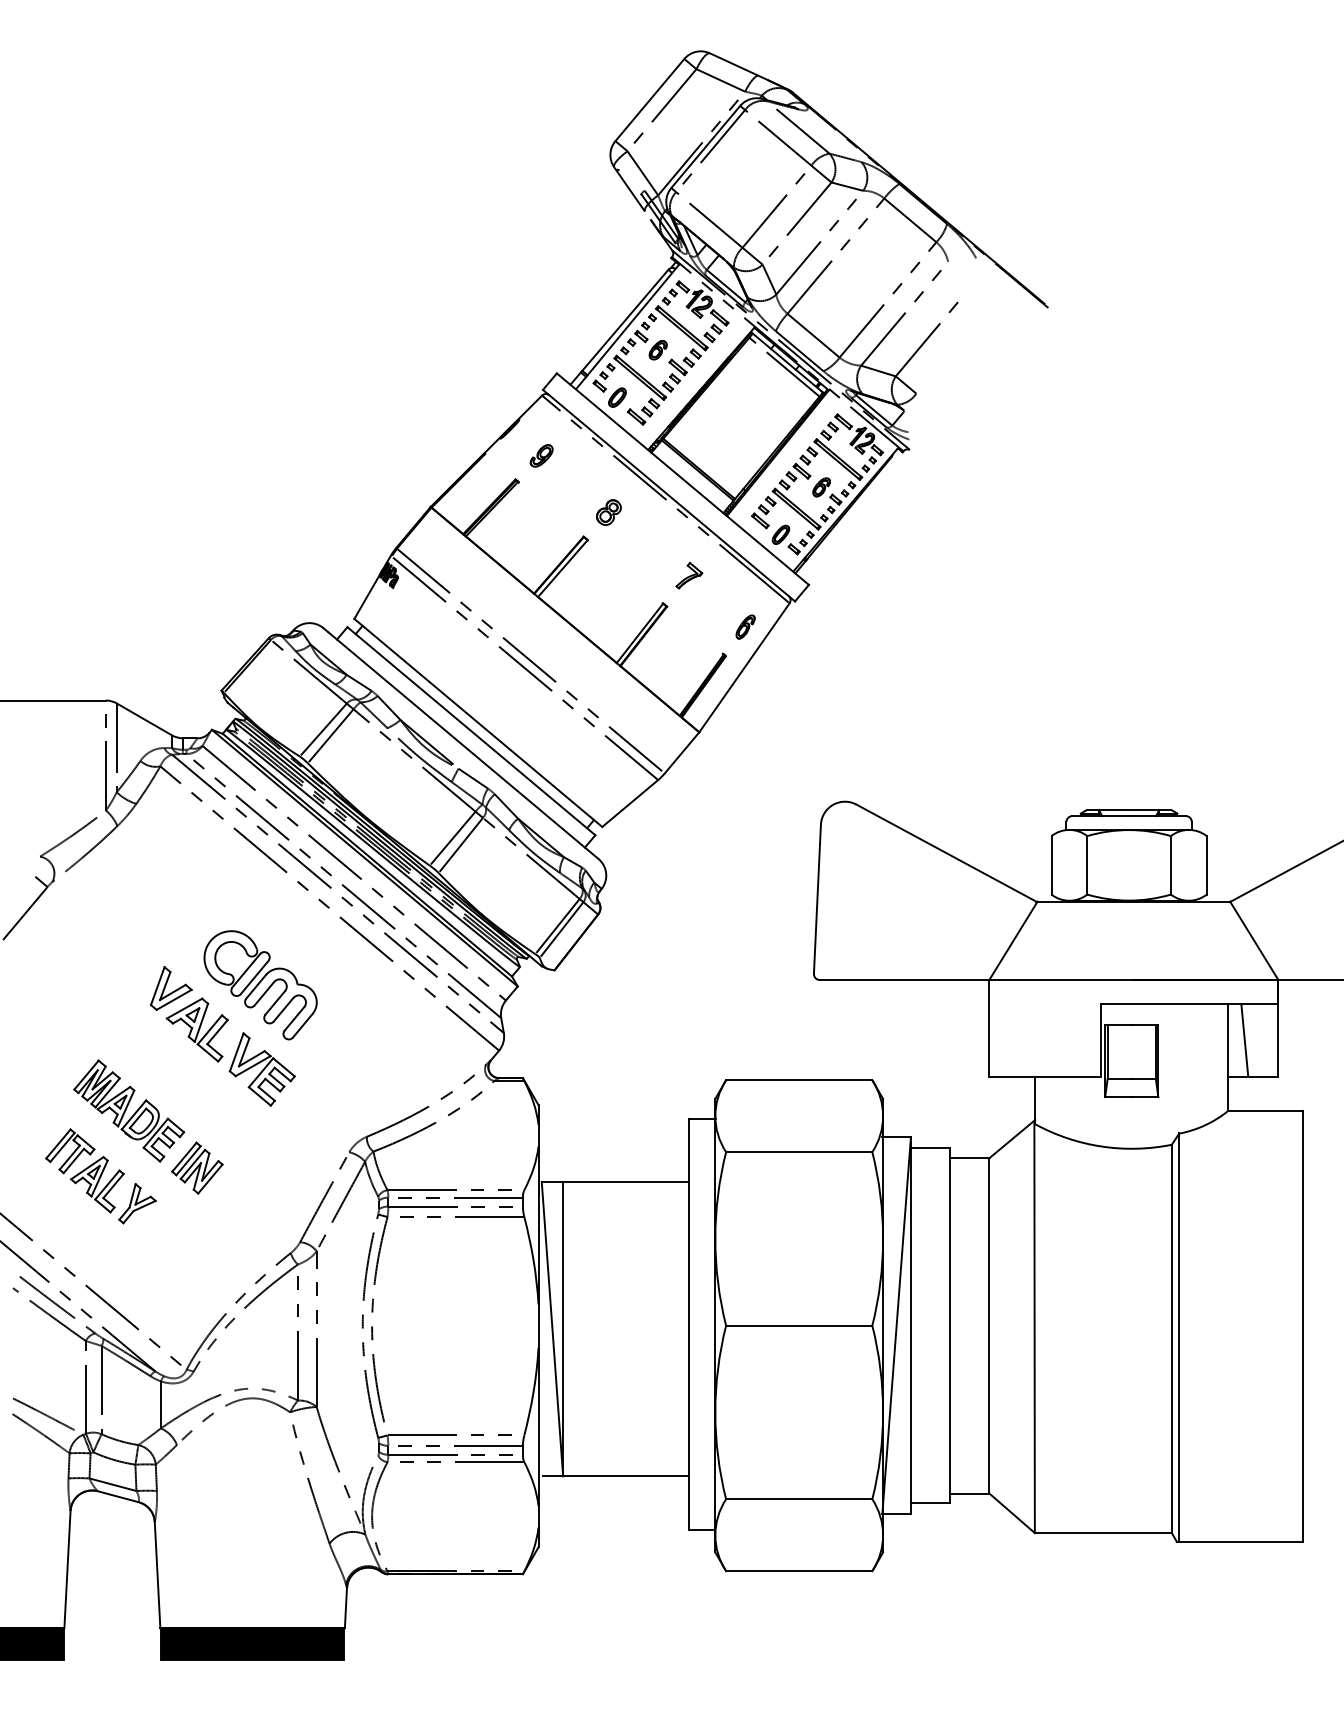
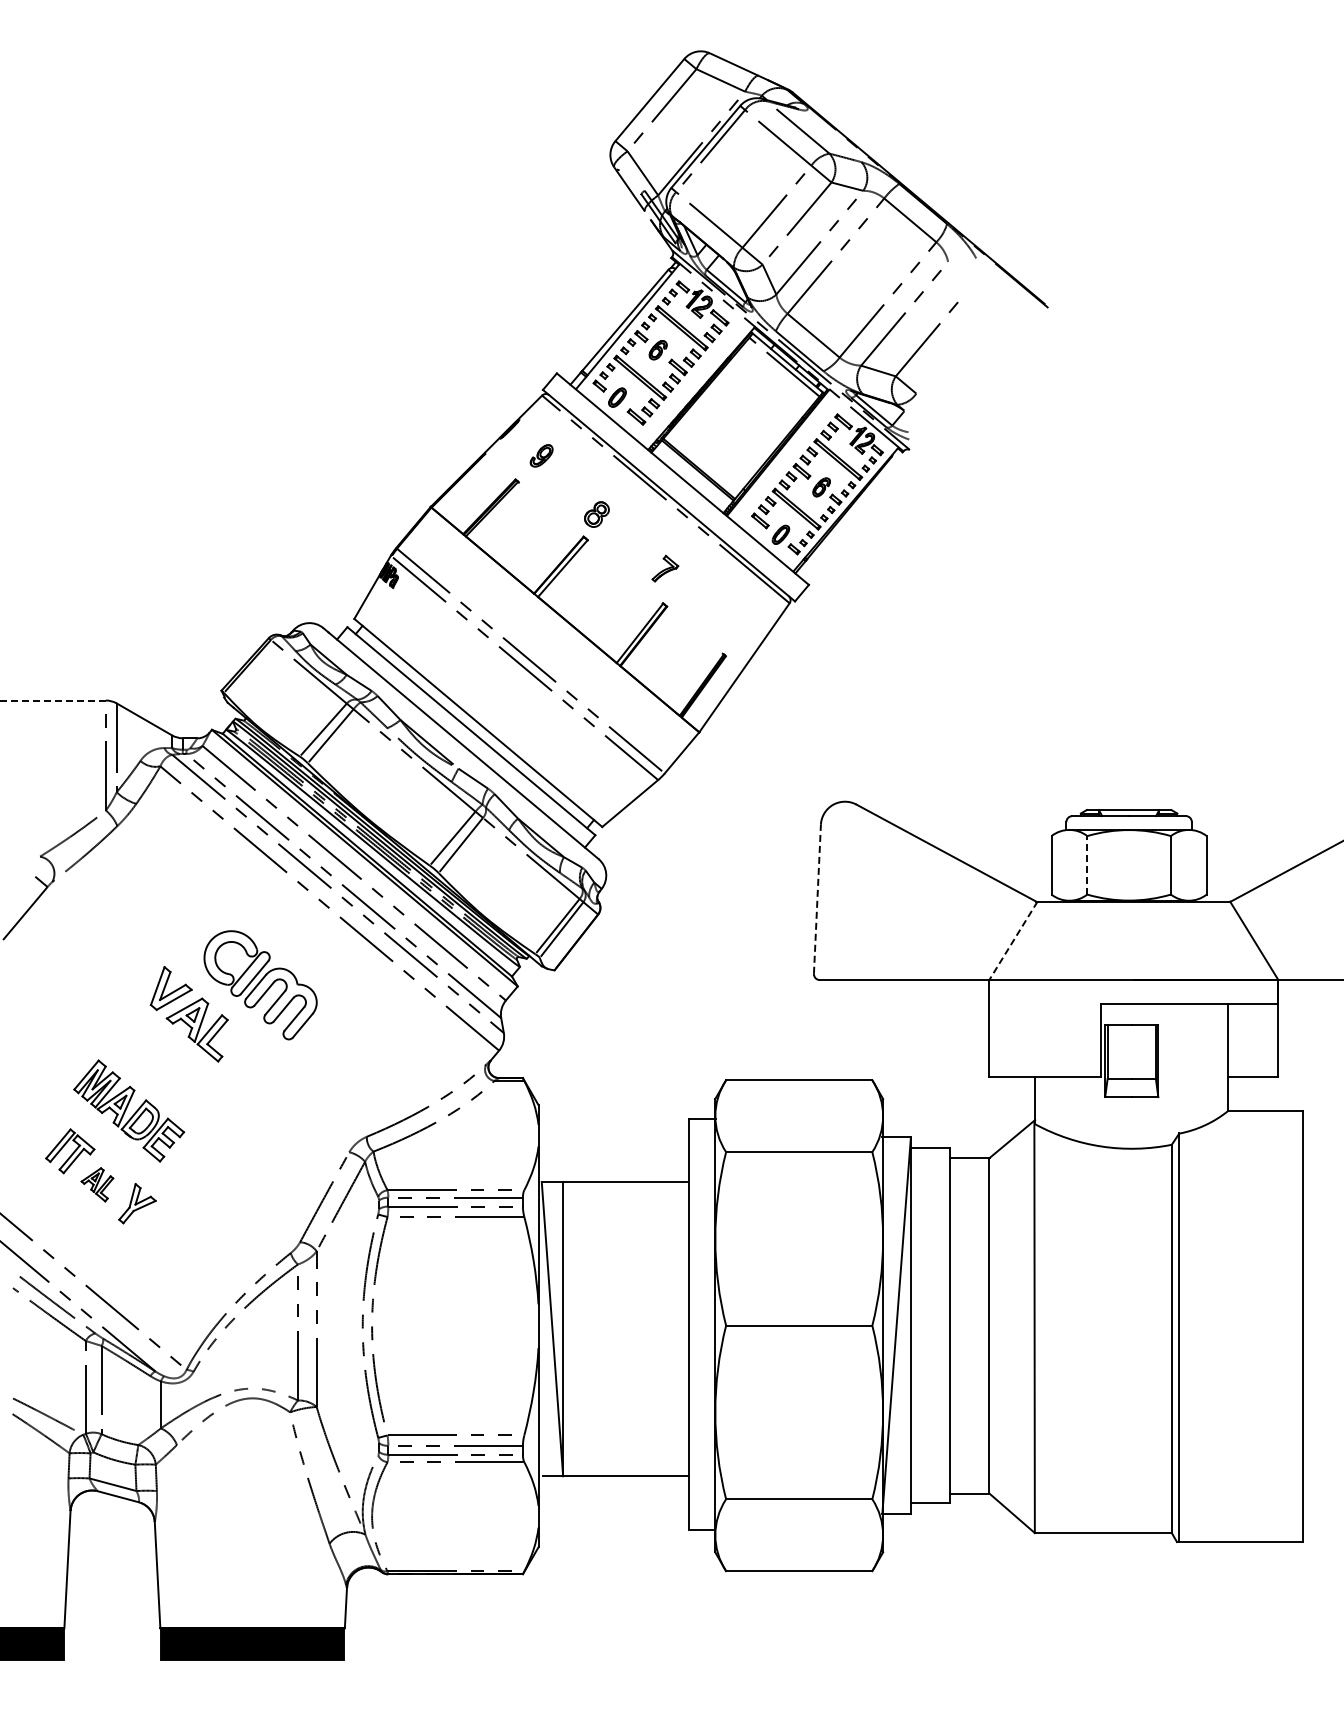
part position: (608, 512) -> (596, 514) (596, 514)
part position: (689, 575) -> (665, 568) (665, 568)
part: present -> none (745, 626)
line: solid -> dashed (53, 700)
line: solid -> dashed (1087, 864)
line: solid -> dashed (817, 899)
line: solid -> dashed (1013, 941)
line: present -> none (1244, 1040)
part: present -> none (261, 1069)
part: present -> none (197, 1167)
part size: 55x58 px -> 35x36 px (97, 1184)
